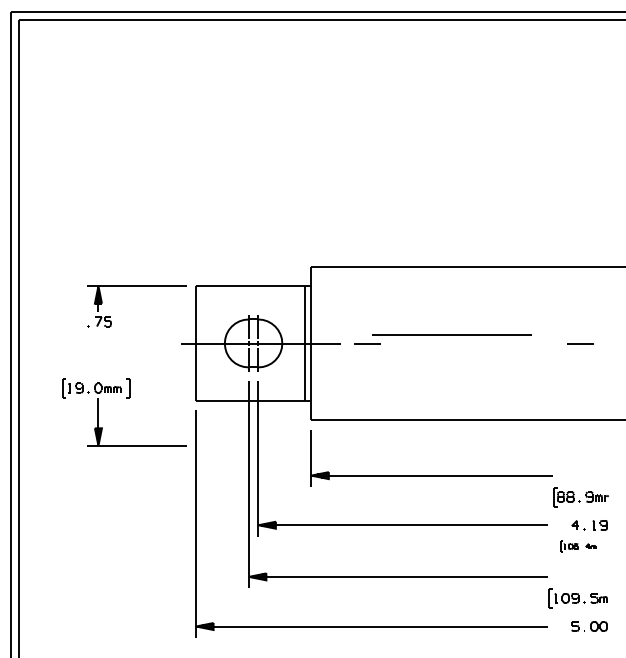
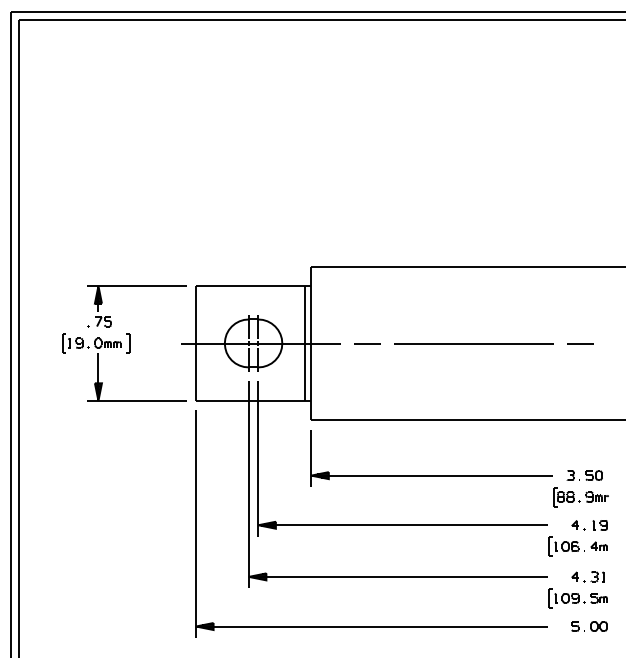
line position: (451, 334) -> (473, 343) (473, 343)
part position: (126, 398) -> (126, 353) (126, 353)
part: none -> present (584, 475)
part size: 37x13 px -> 60x21 px (577, 546)
part: none -> present (587, 576)
